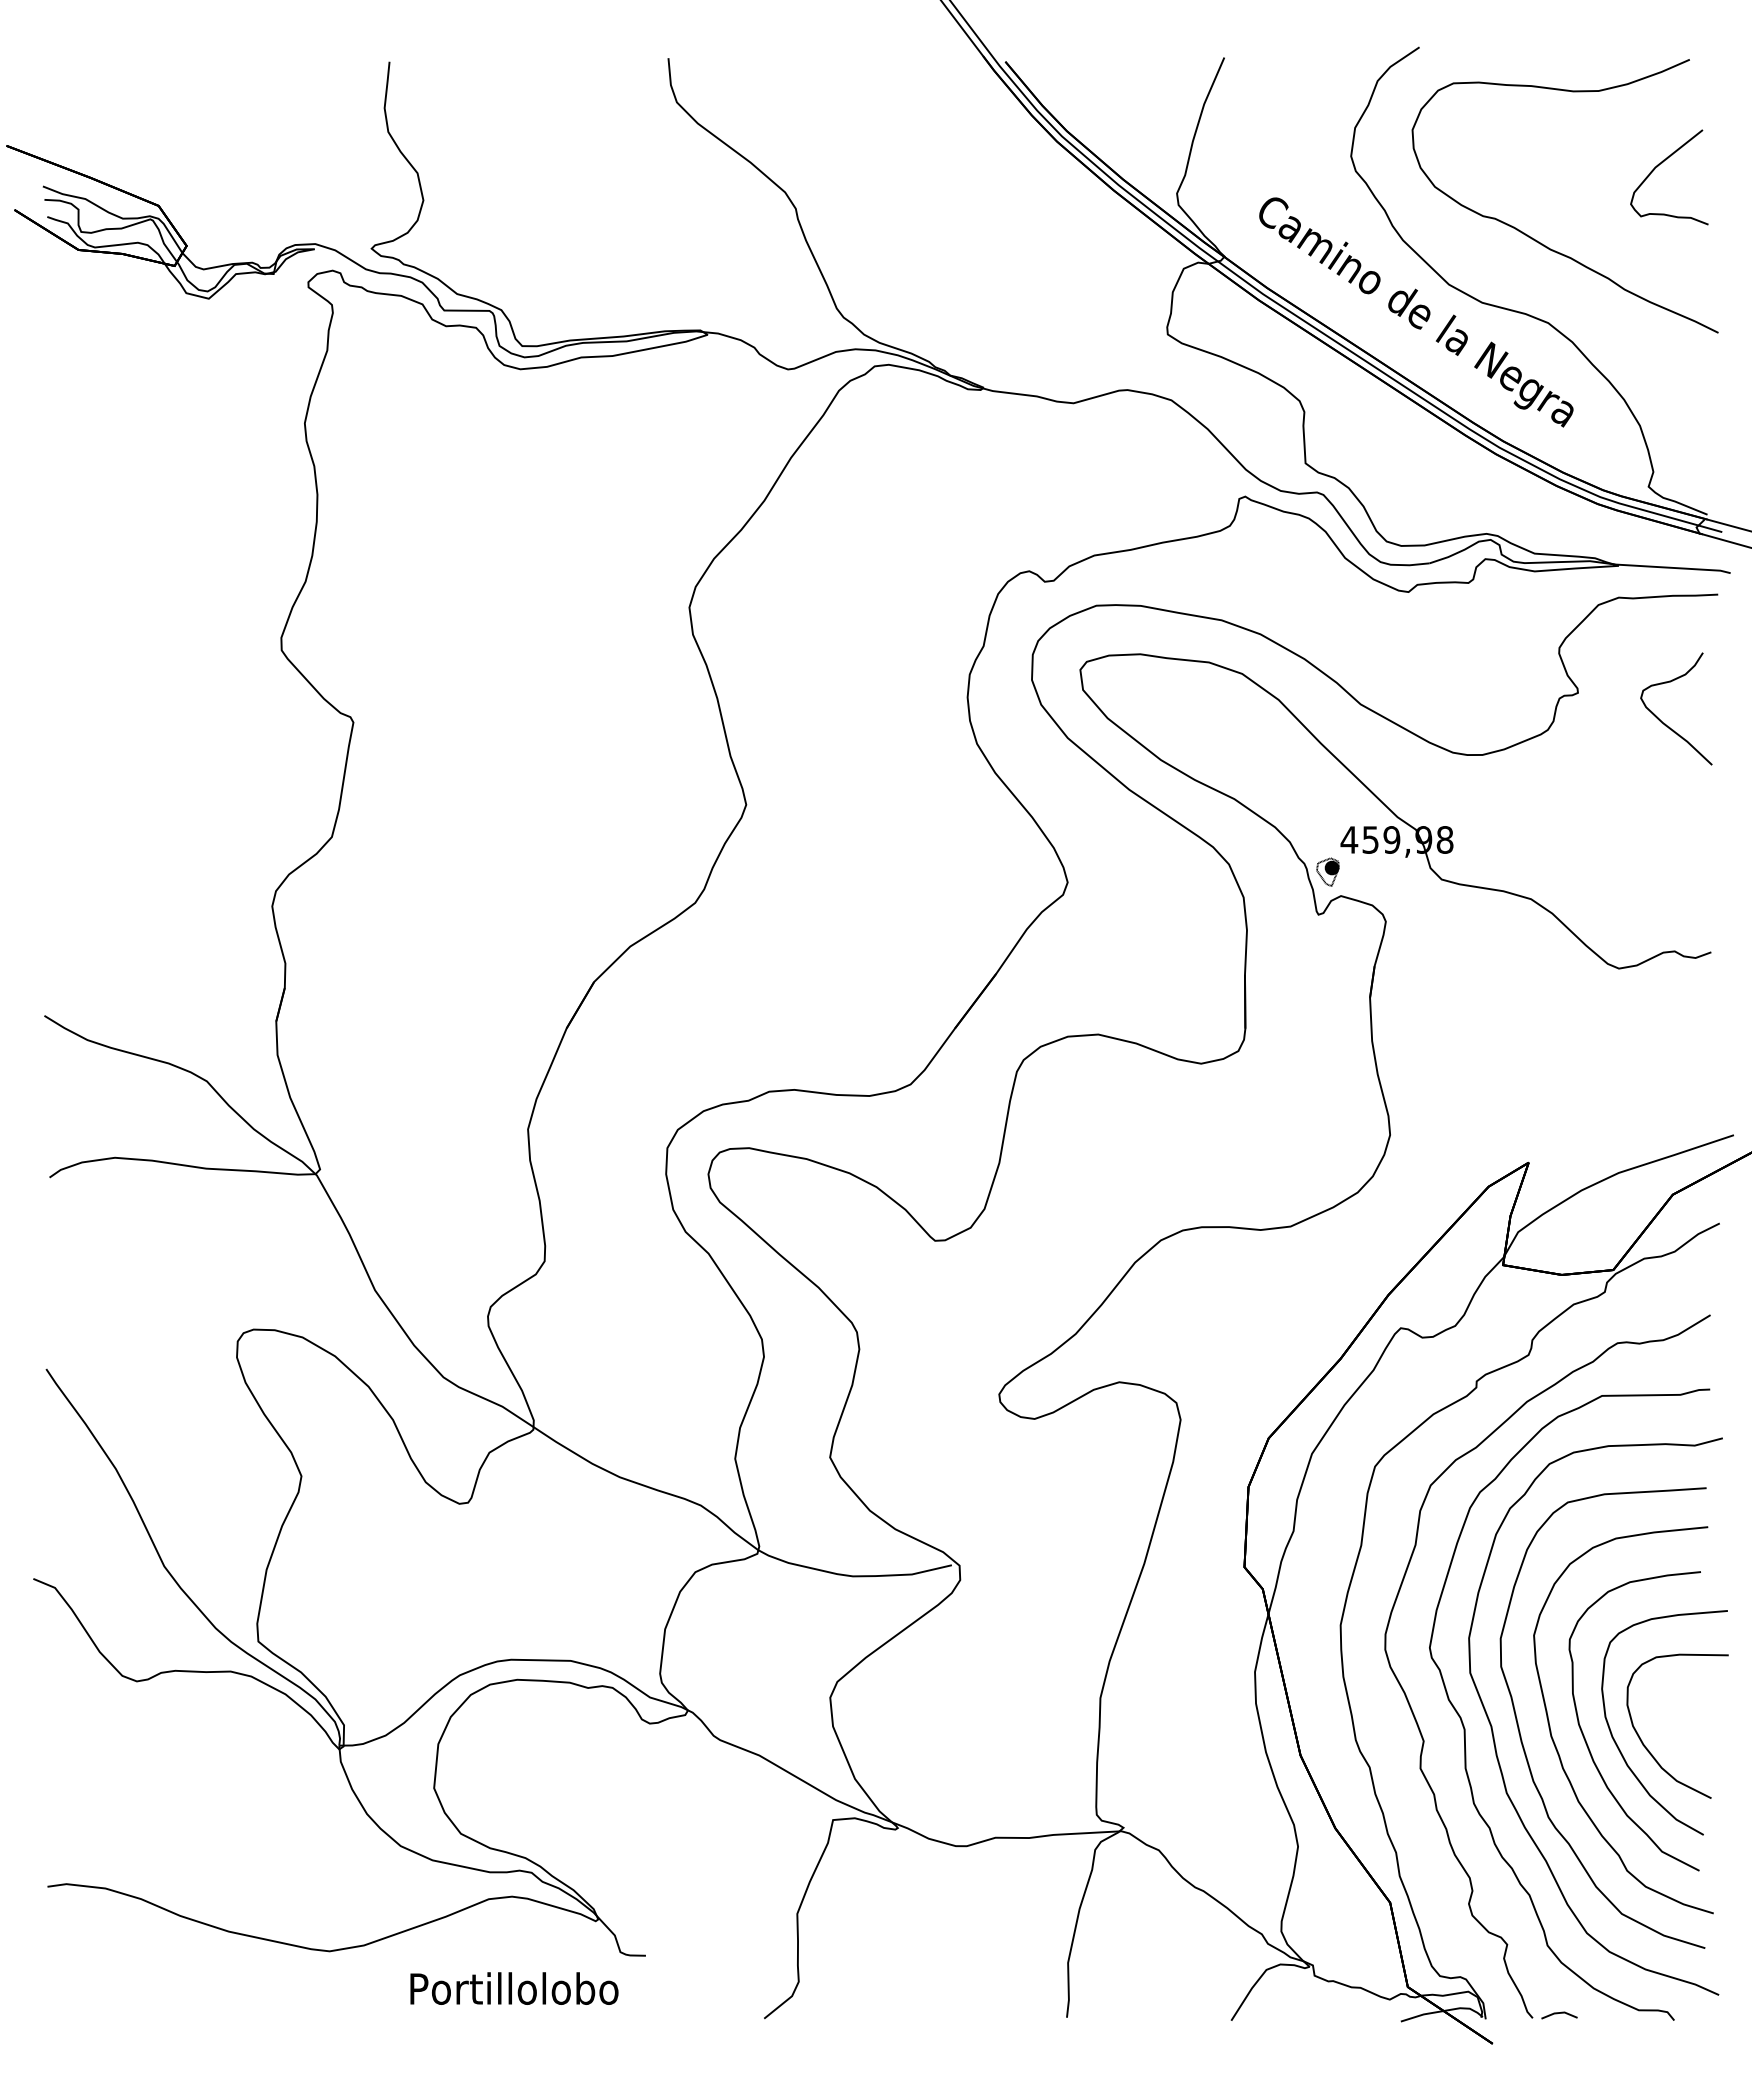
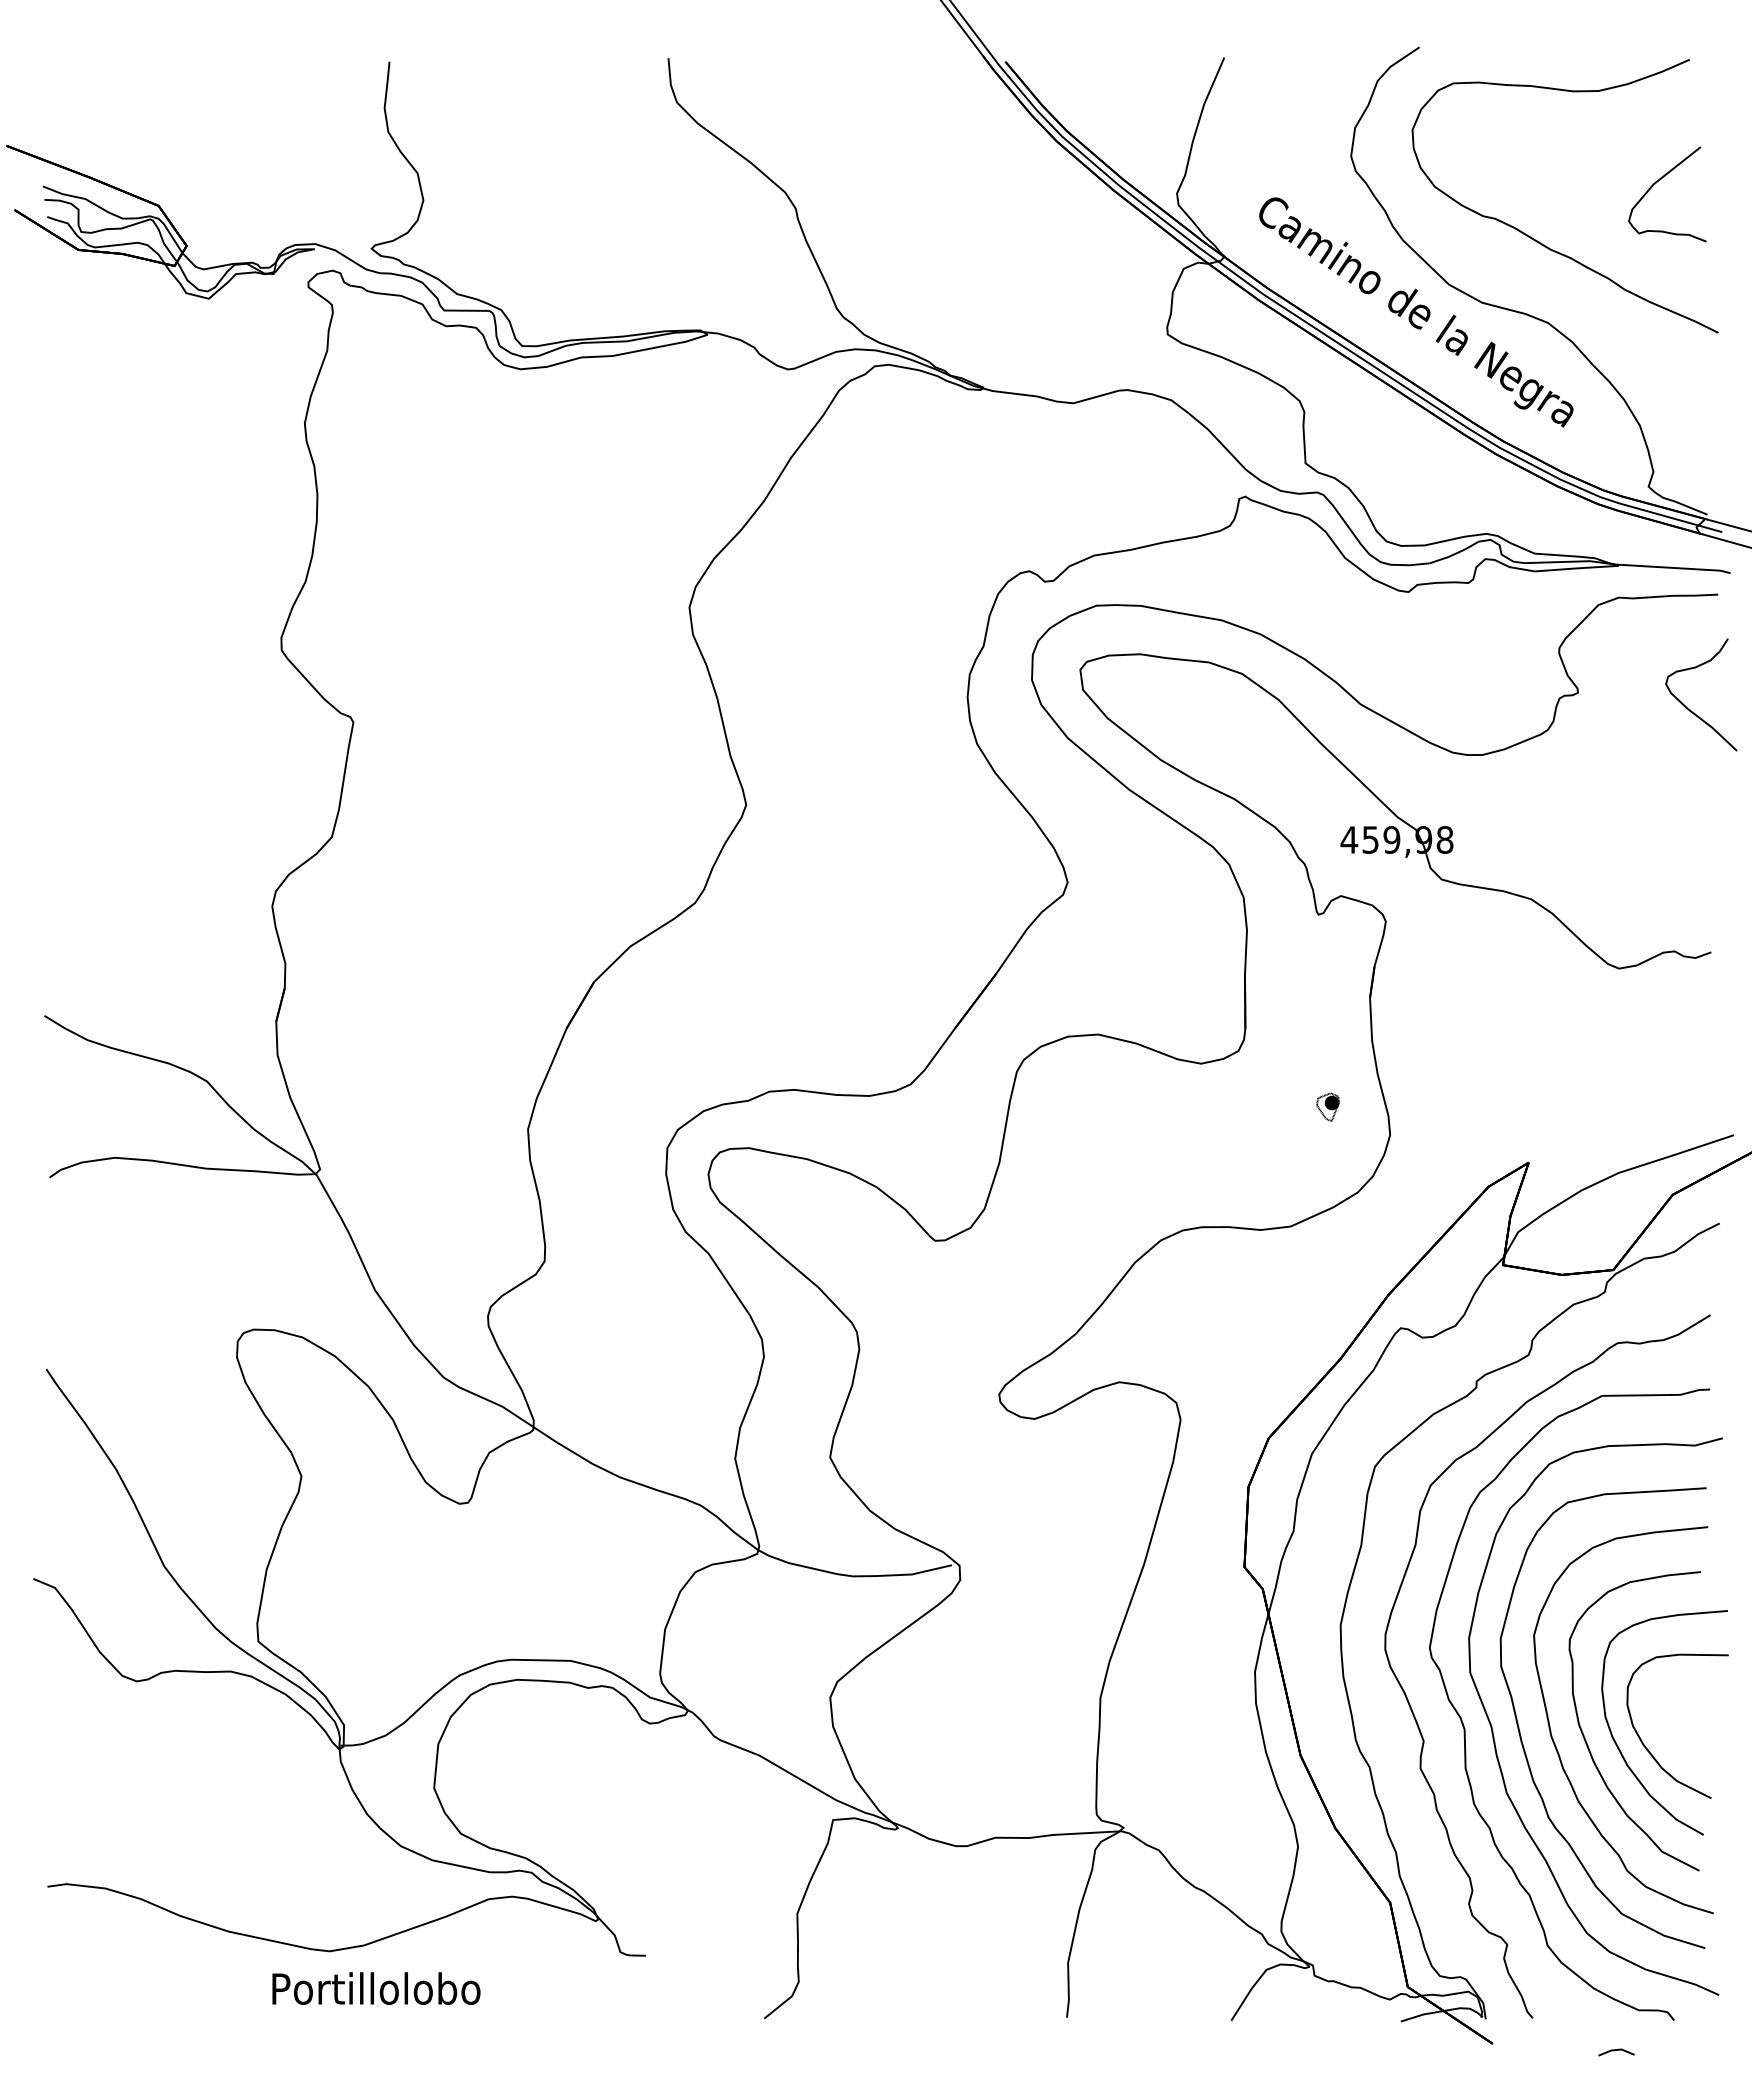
curve position: (1658, 166) -> (1656, 183) (1656, 183)
curve position: (1665, 723) -> (1690, 709) (1690, 709)
part position: (1327, 871) -> (1327, 1106) (1327, 1106)
text position: (514, 1988) -> (376, 1988) (376, 1988)
line position: (1559, 2013) -> (1616, 2050) (1616, 2050)
